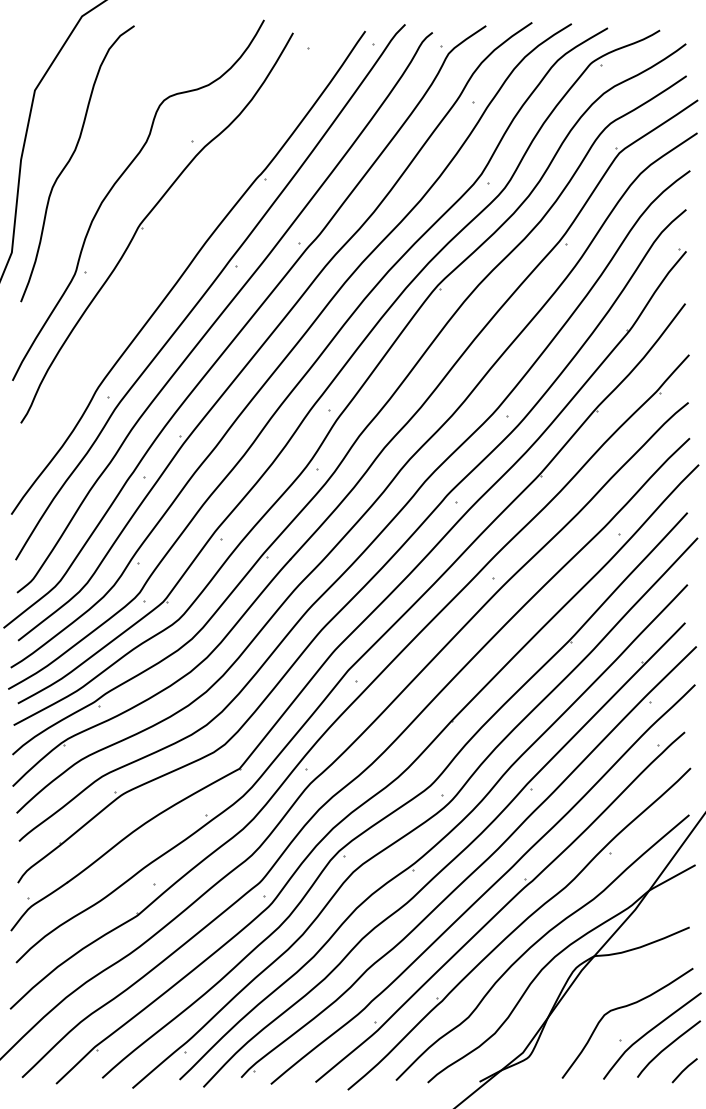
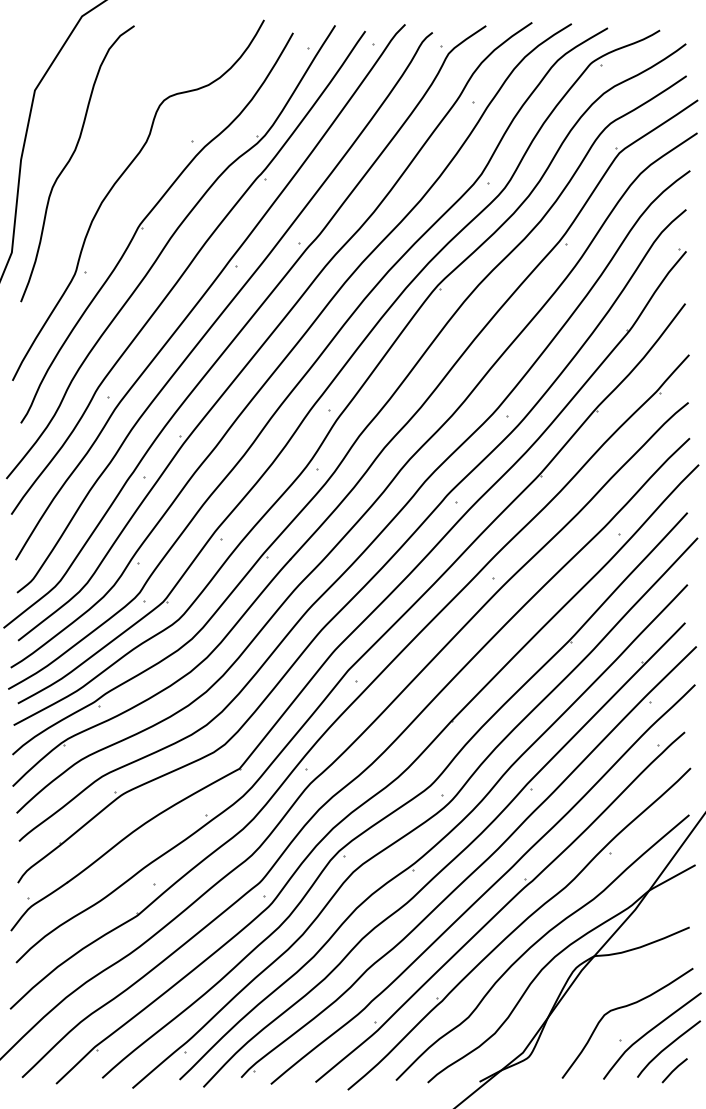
part: none -> present (164, 249)
line position: (684, 1070) -> (674, 1070) (674, 1070)
